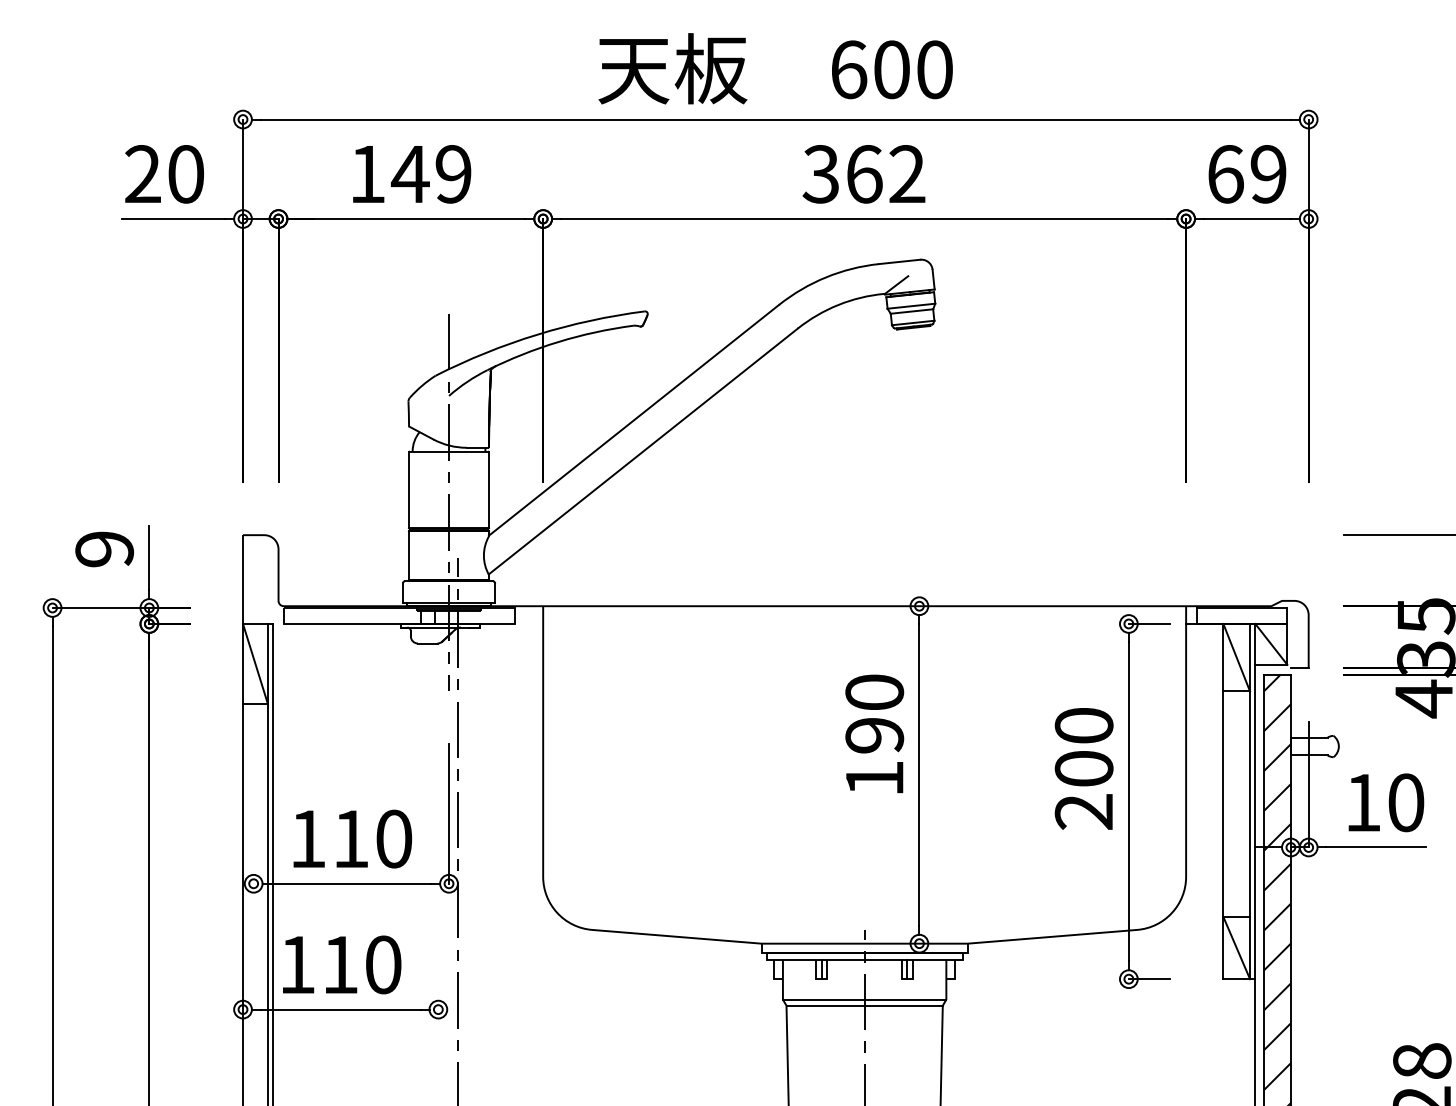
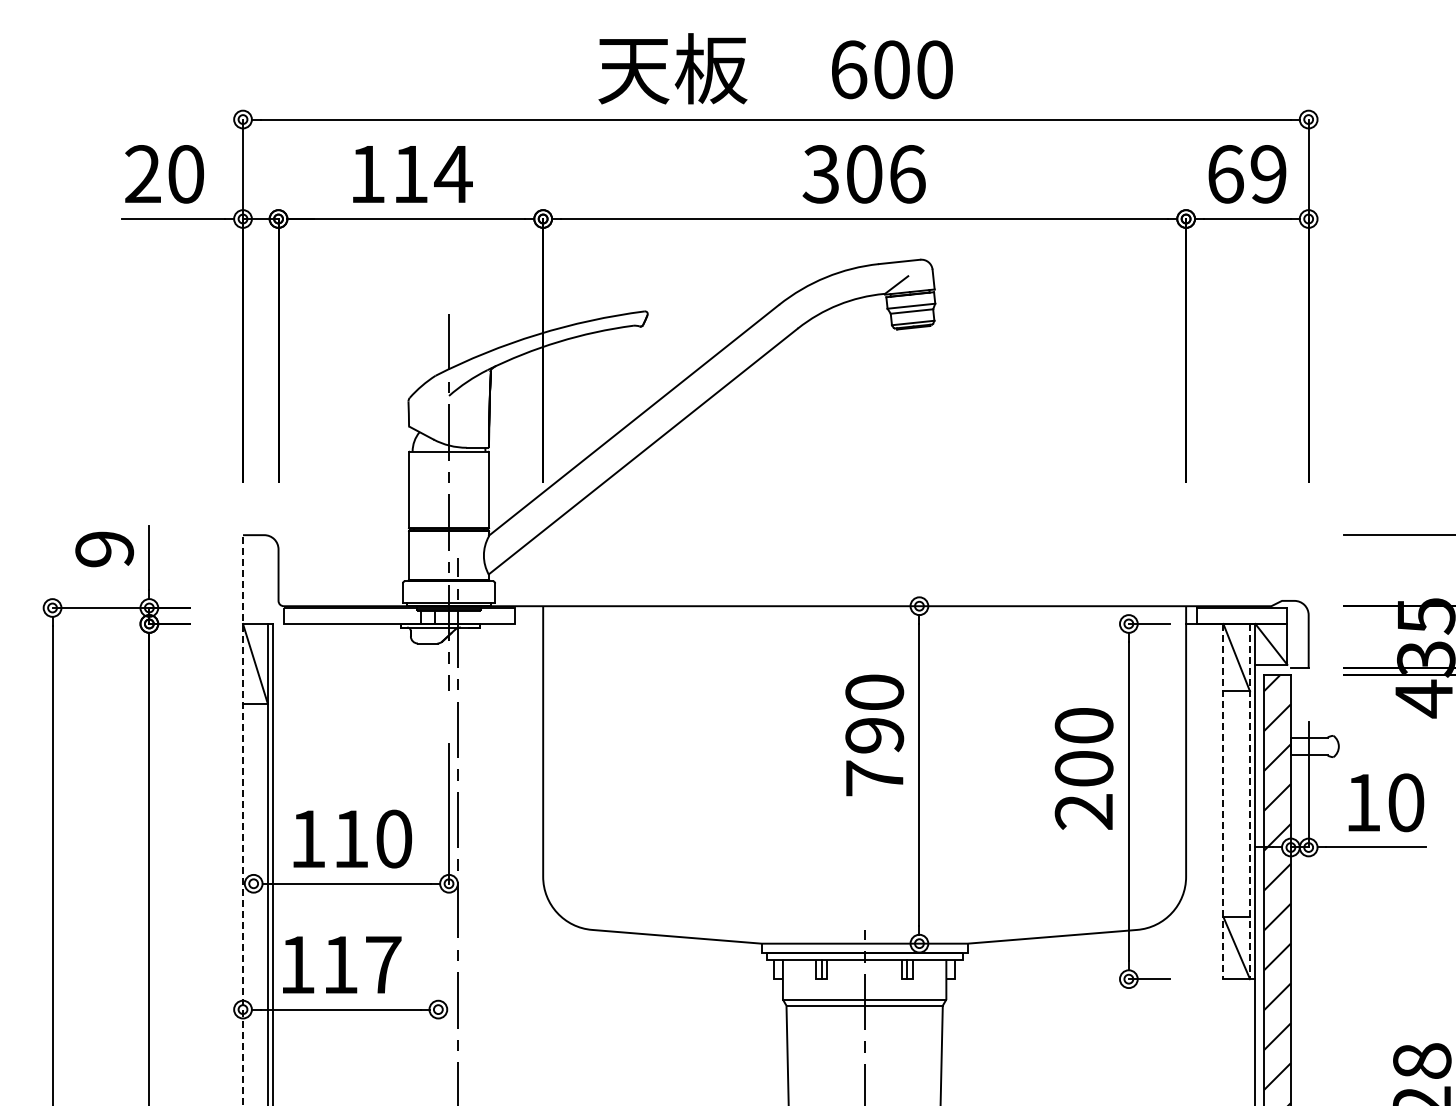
text: 149 -> 114 (431, 174)
text: 362 -> 306 (886, 174)
text: 190 -> 790 (874, 778)
line: solid -> dashed (1223, 801)
line: solid -> dashed (1250, 801)
line: solid -> dashed (243, 820)
text: 110 -> 117 (383, 964)
